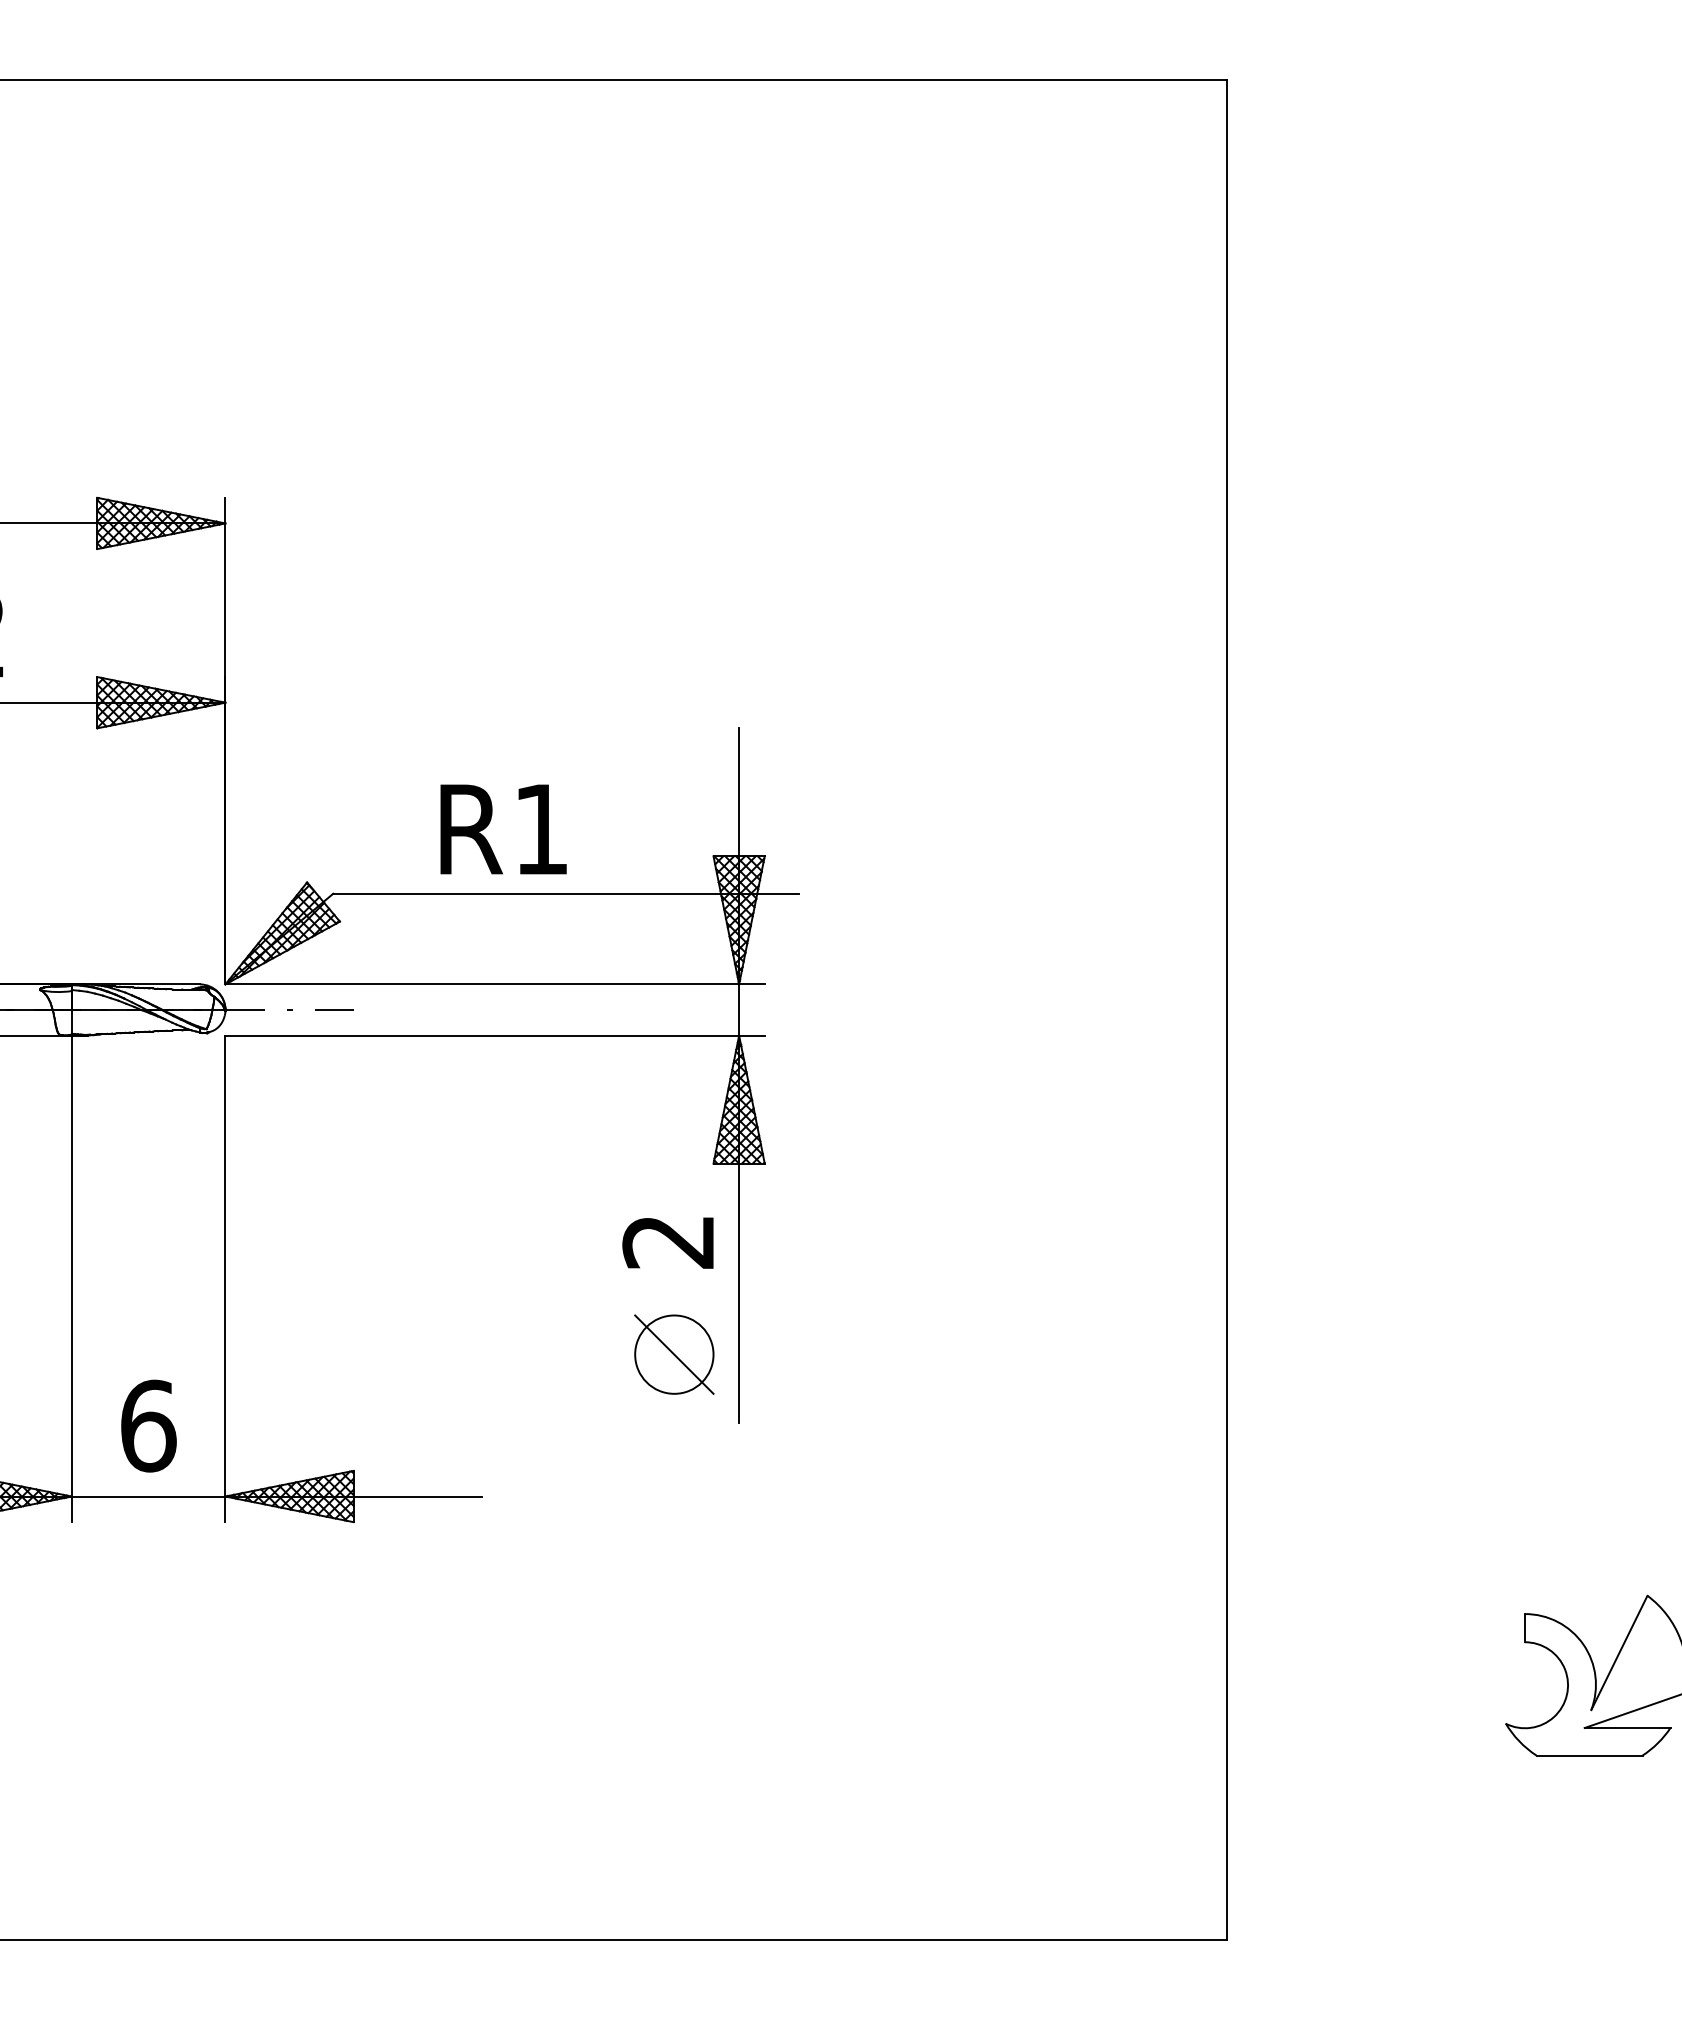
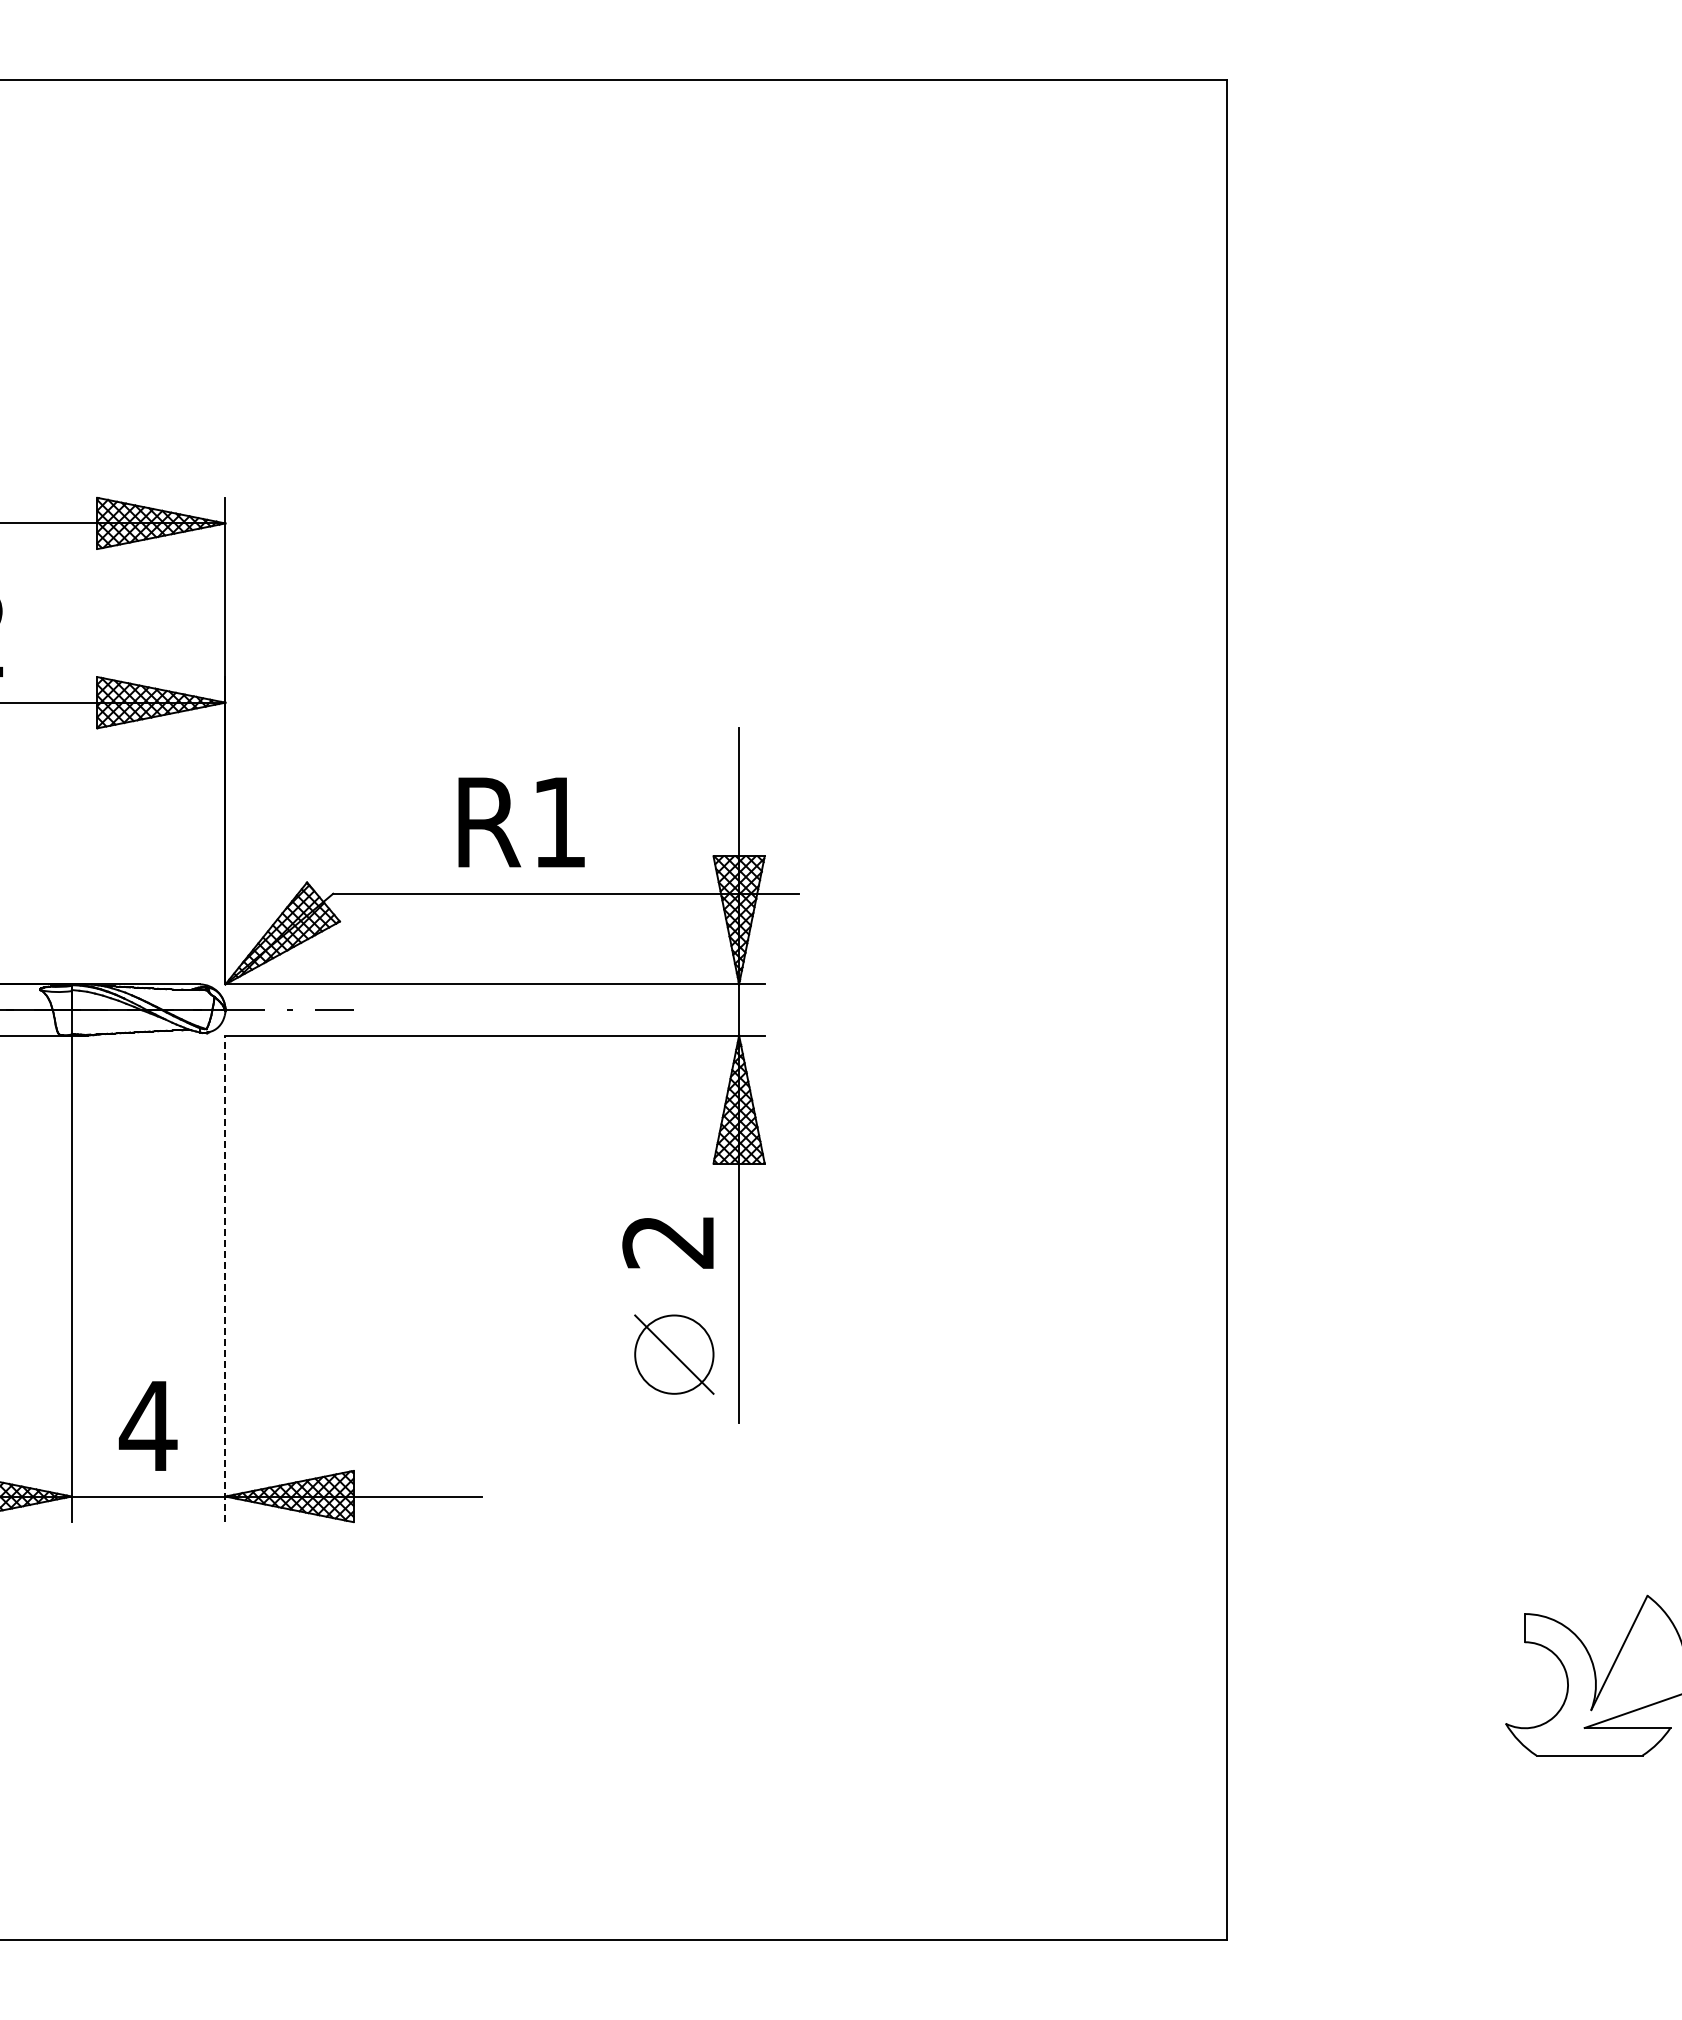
text position: (503, 829) -> (521, 822) (521, 822)
line: solid -> dashed (225, 1278)
text: 6 -> 4 (147, 1425)
